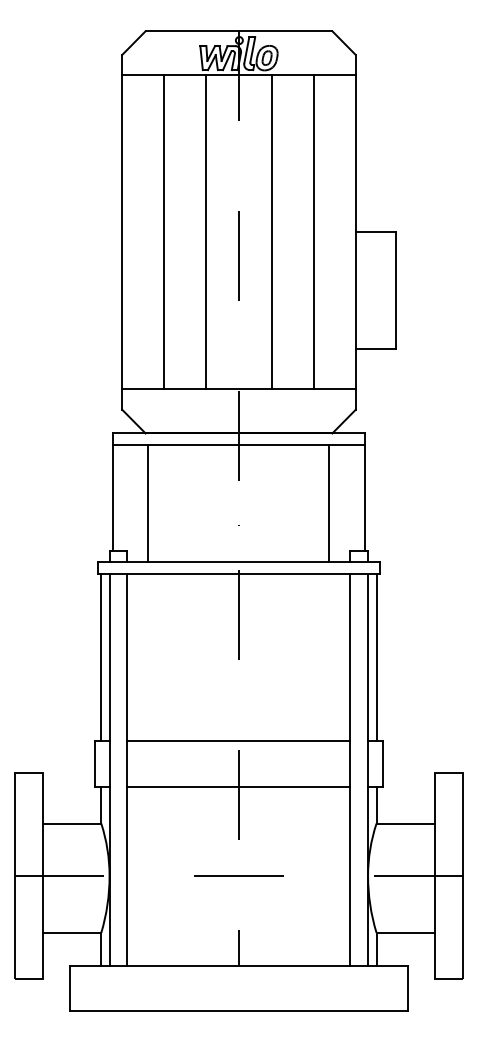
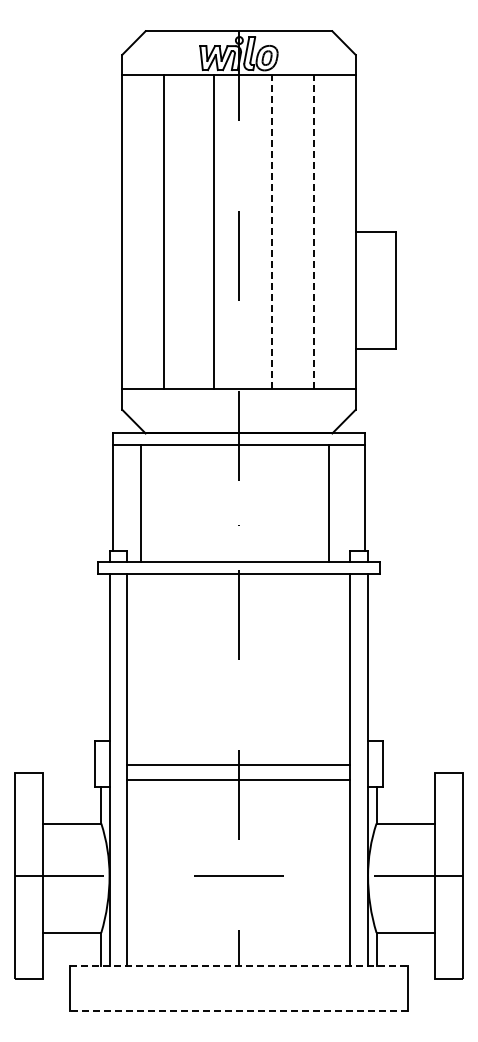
line: solid -> dashed (272, 231)
line: solid -> dashed (314, 231)
line position: (205, 232) -> (213, 232) (213, 232)
line position: (147, 503) -> (140, 503) (140, 503)
line: present -> none (101, 657)
line: present -> none (376, 657)
line position: (238, 741) -> (238, 765) (238, 765)
line position: (238, 787) -> (238, 780) (238, 780)
line: solid -> dashed (239, 966)
line: solid -> dashed (238, 1010)
